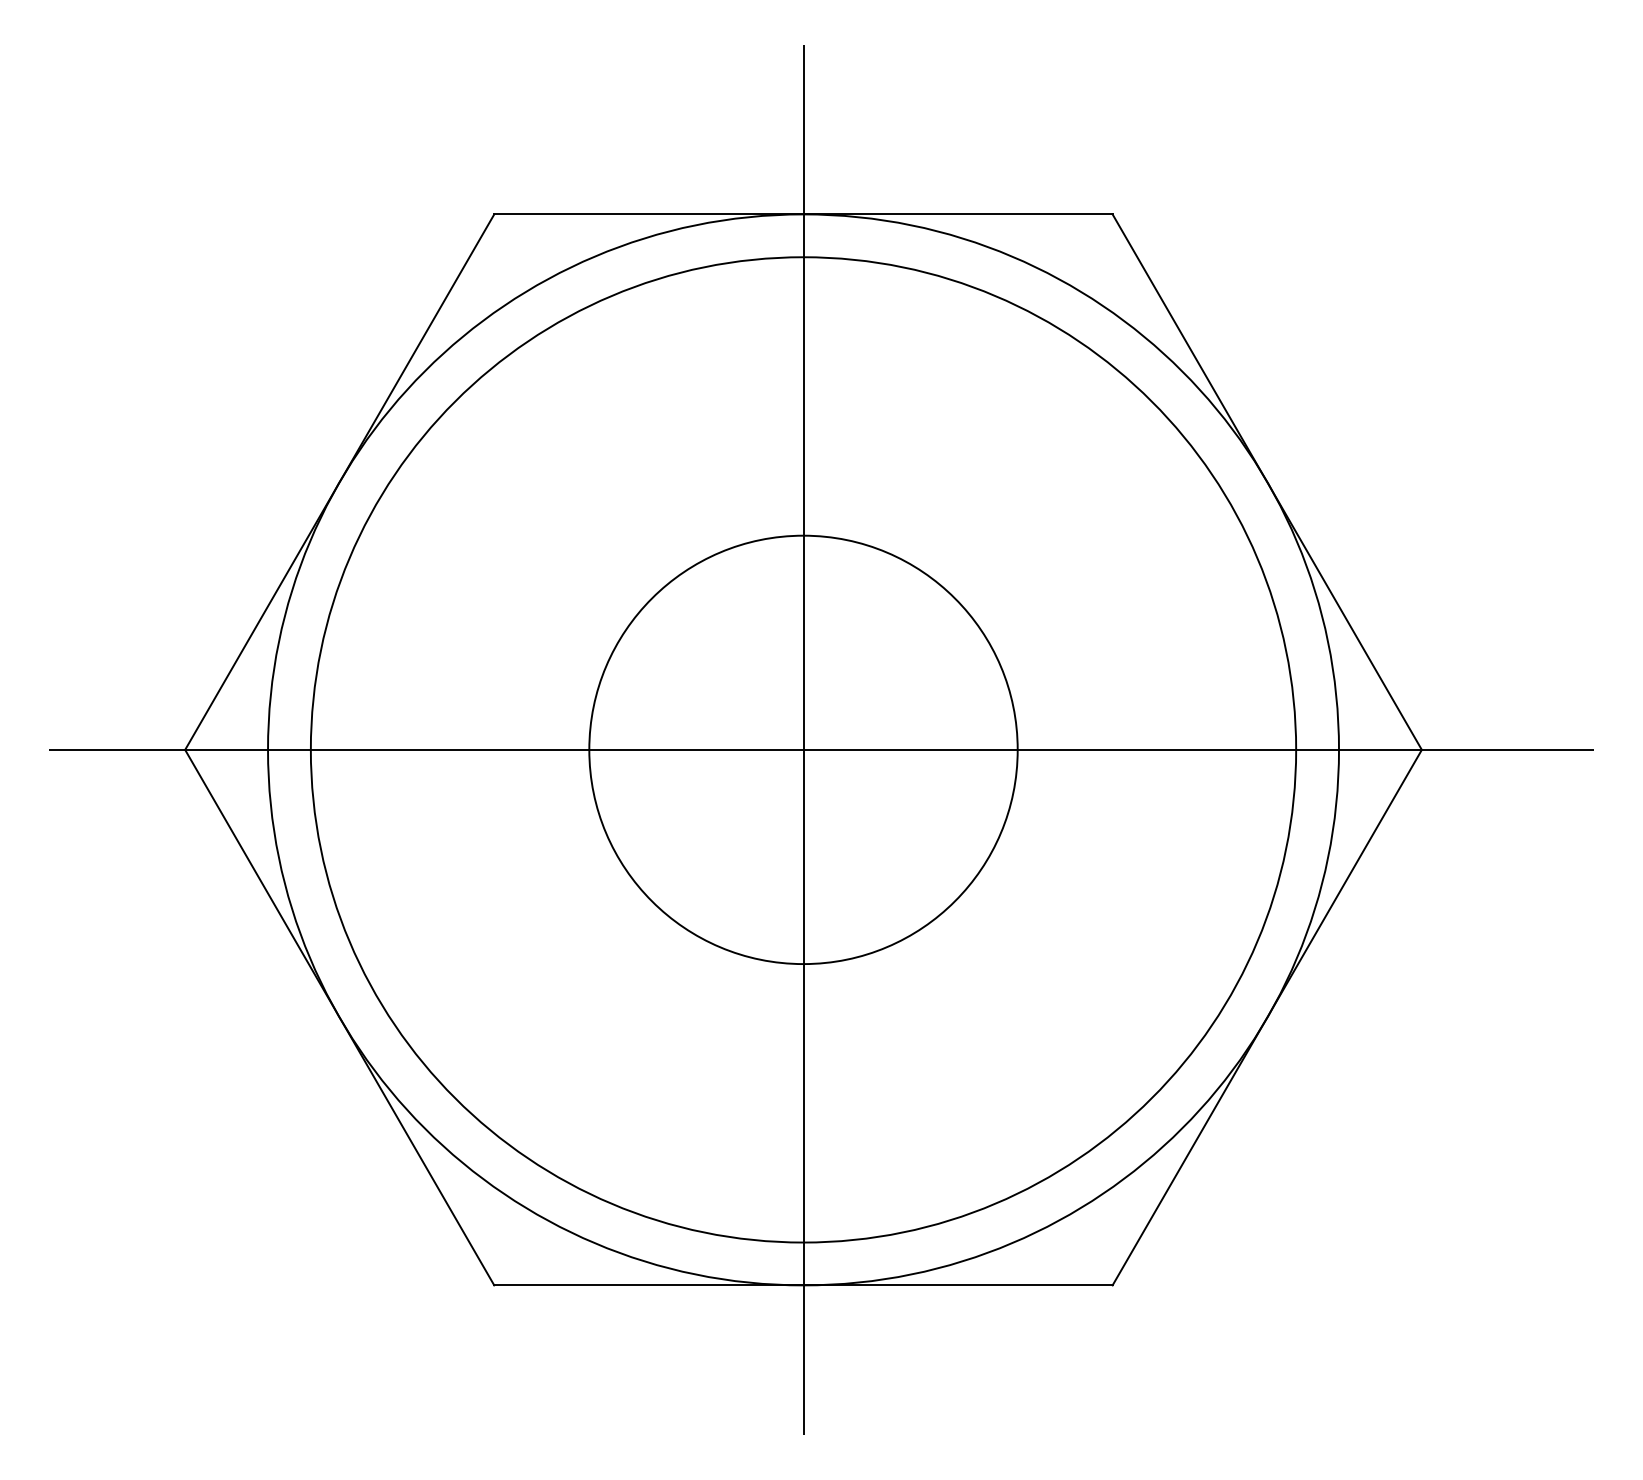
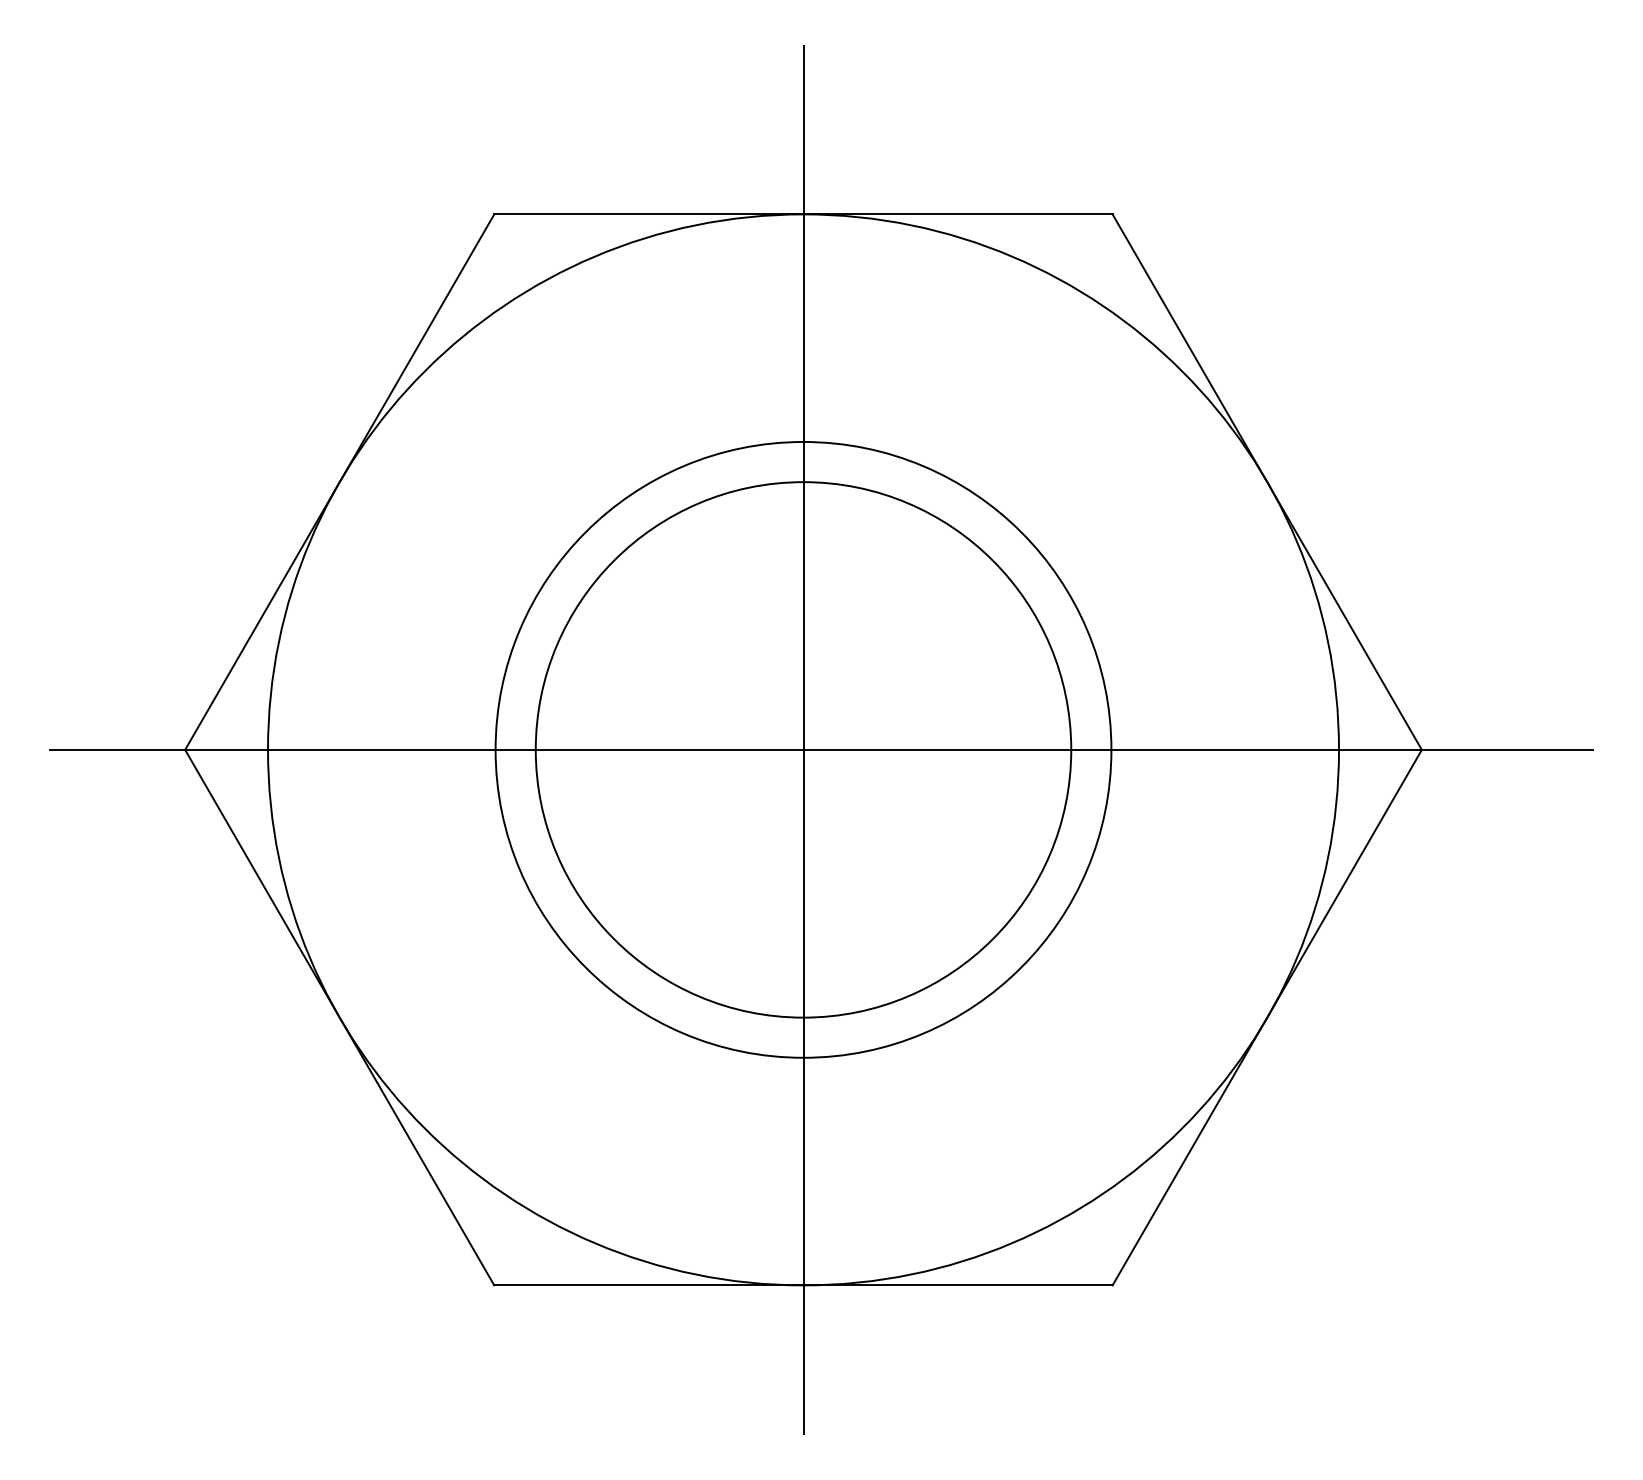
circle diameter: 428 px -> 535 px (803, 749)
circle diameter: 985 px -> 616 px (803, 749)
